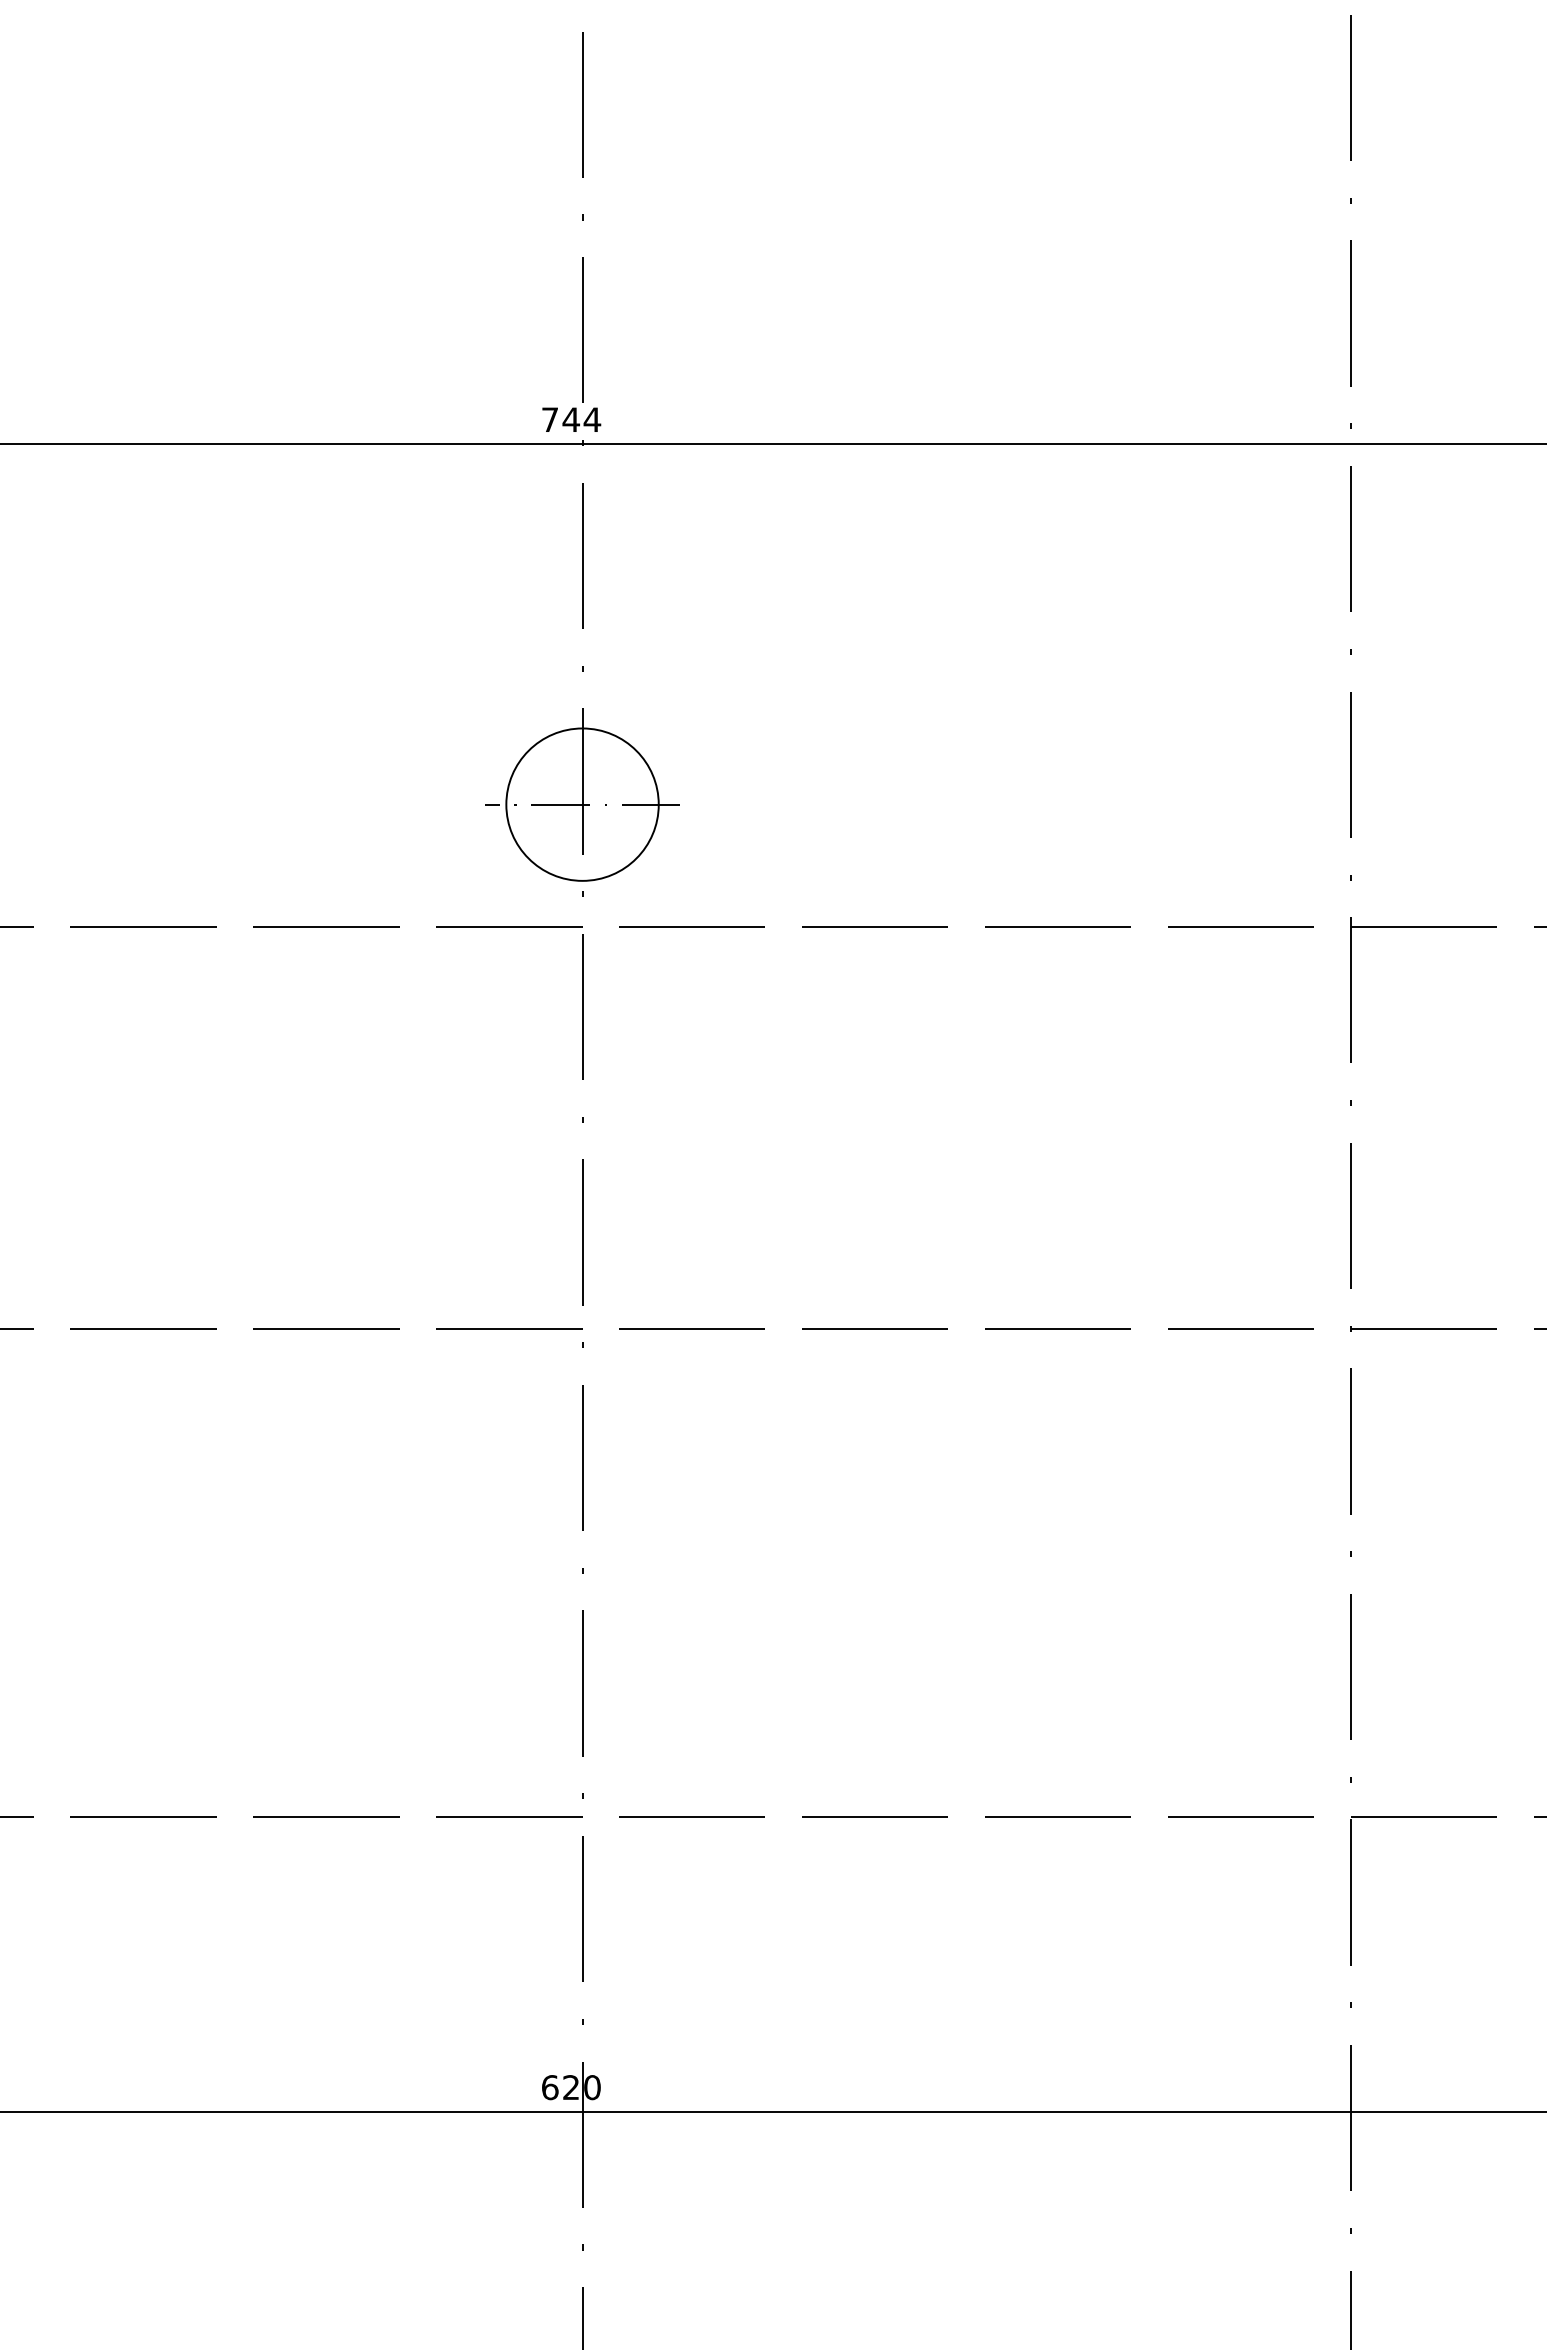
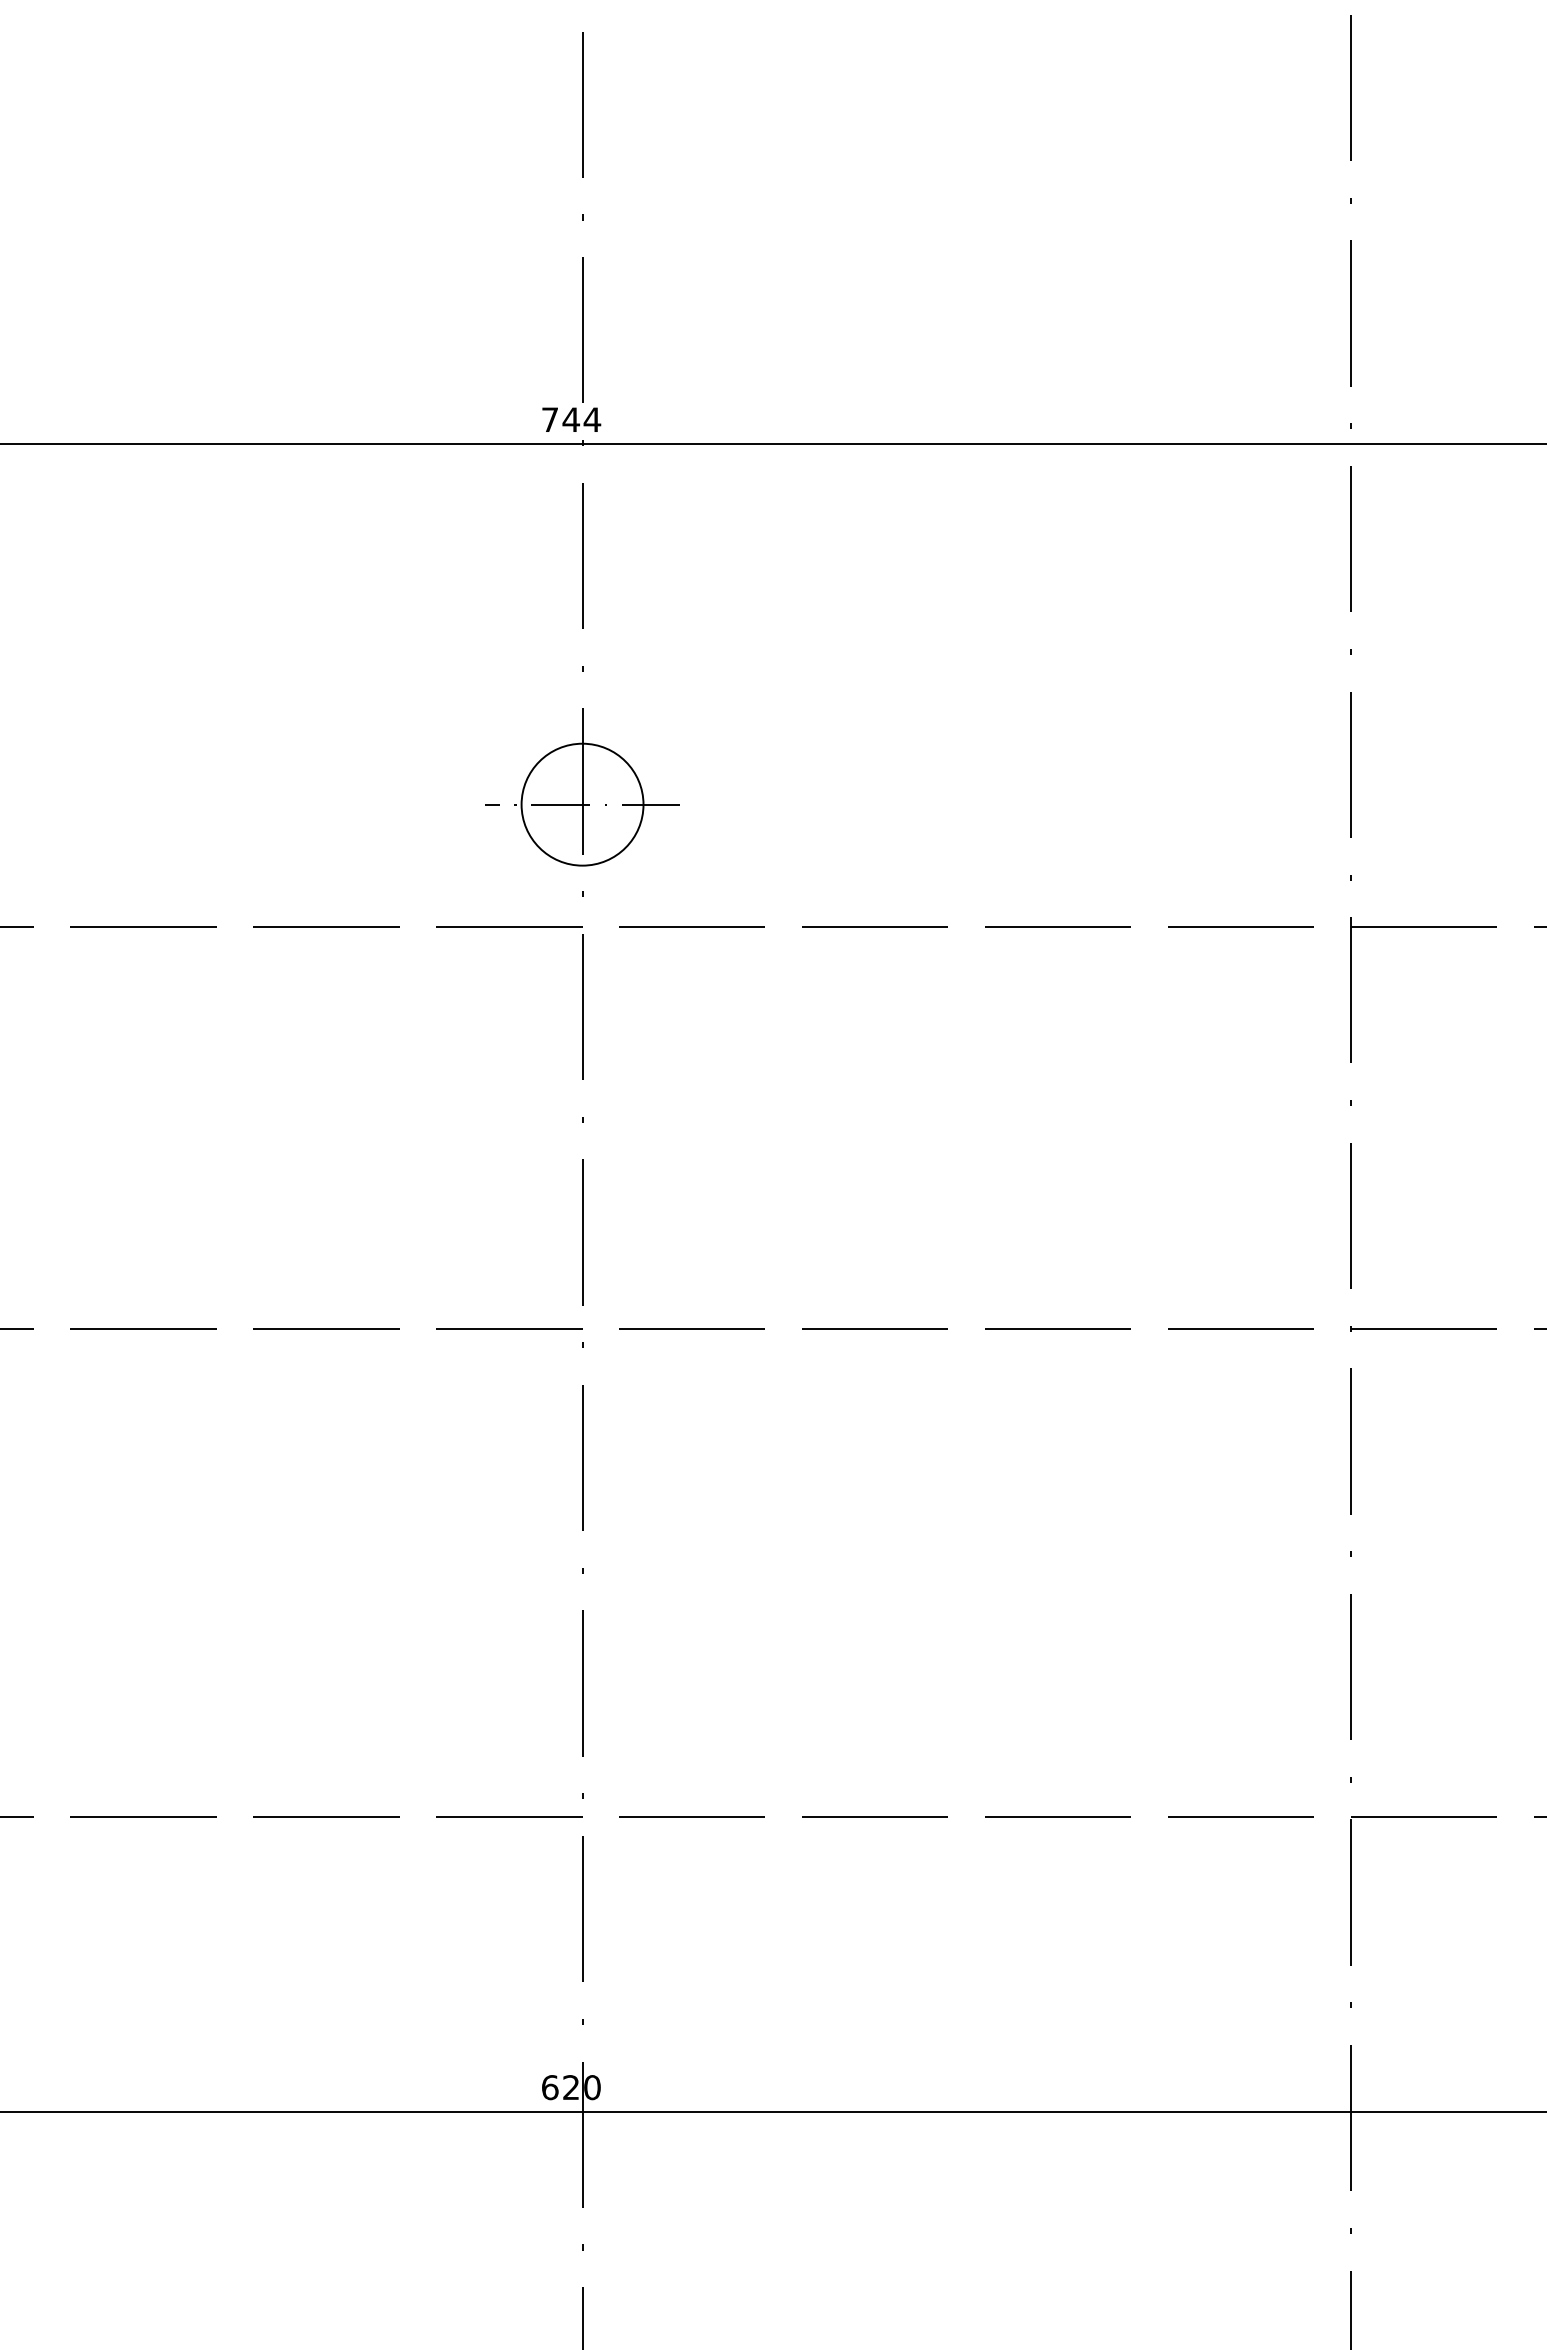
circle diameter: 152 px -> 122 px (582, 804)
